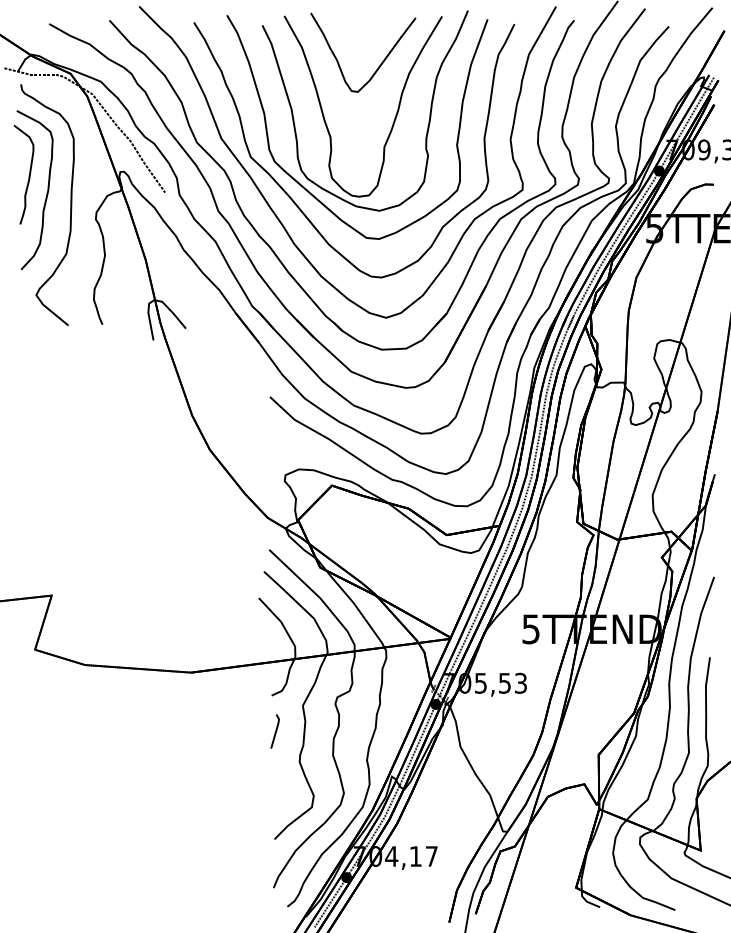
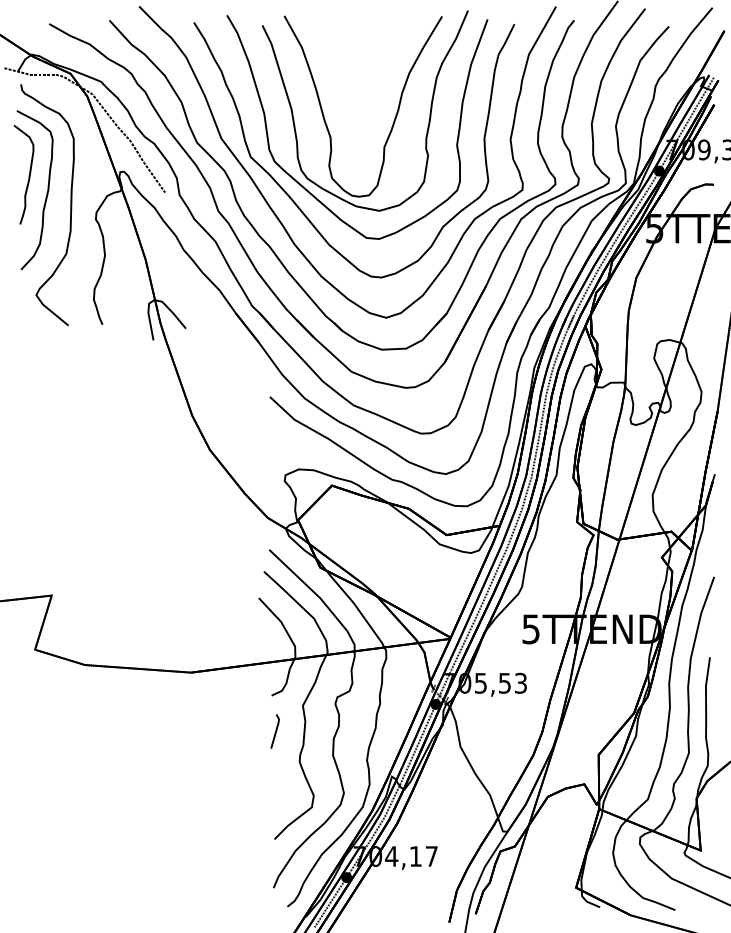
part: present -> none (380, 63)
